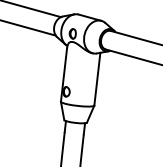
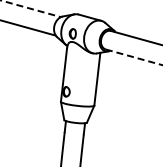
line: solid -> dashed (31, 8)
line: solid -> dashed (134, 57)
